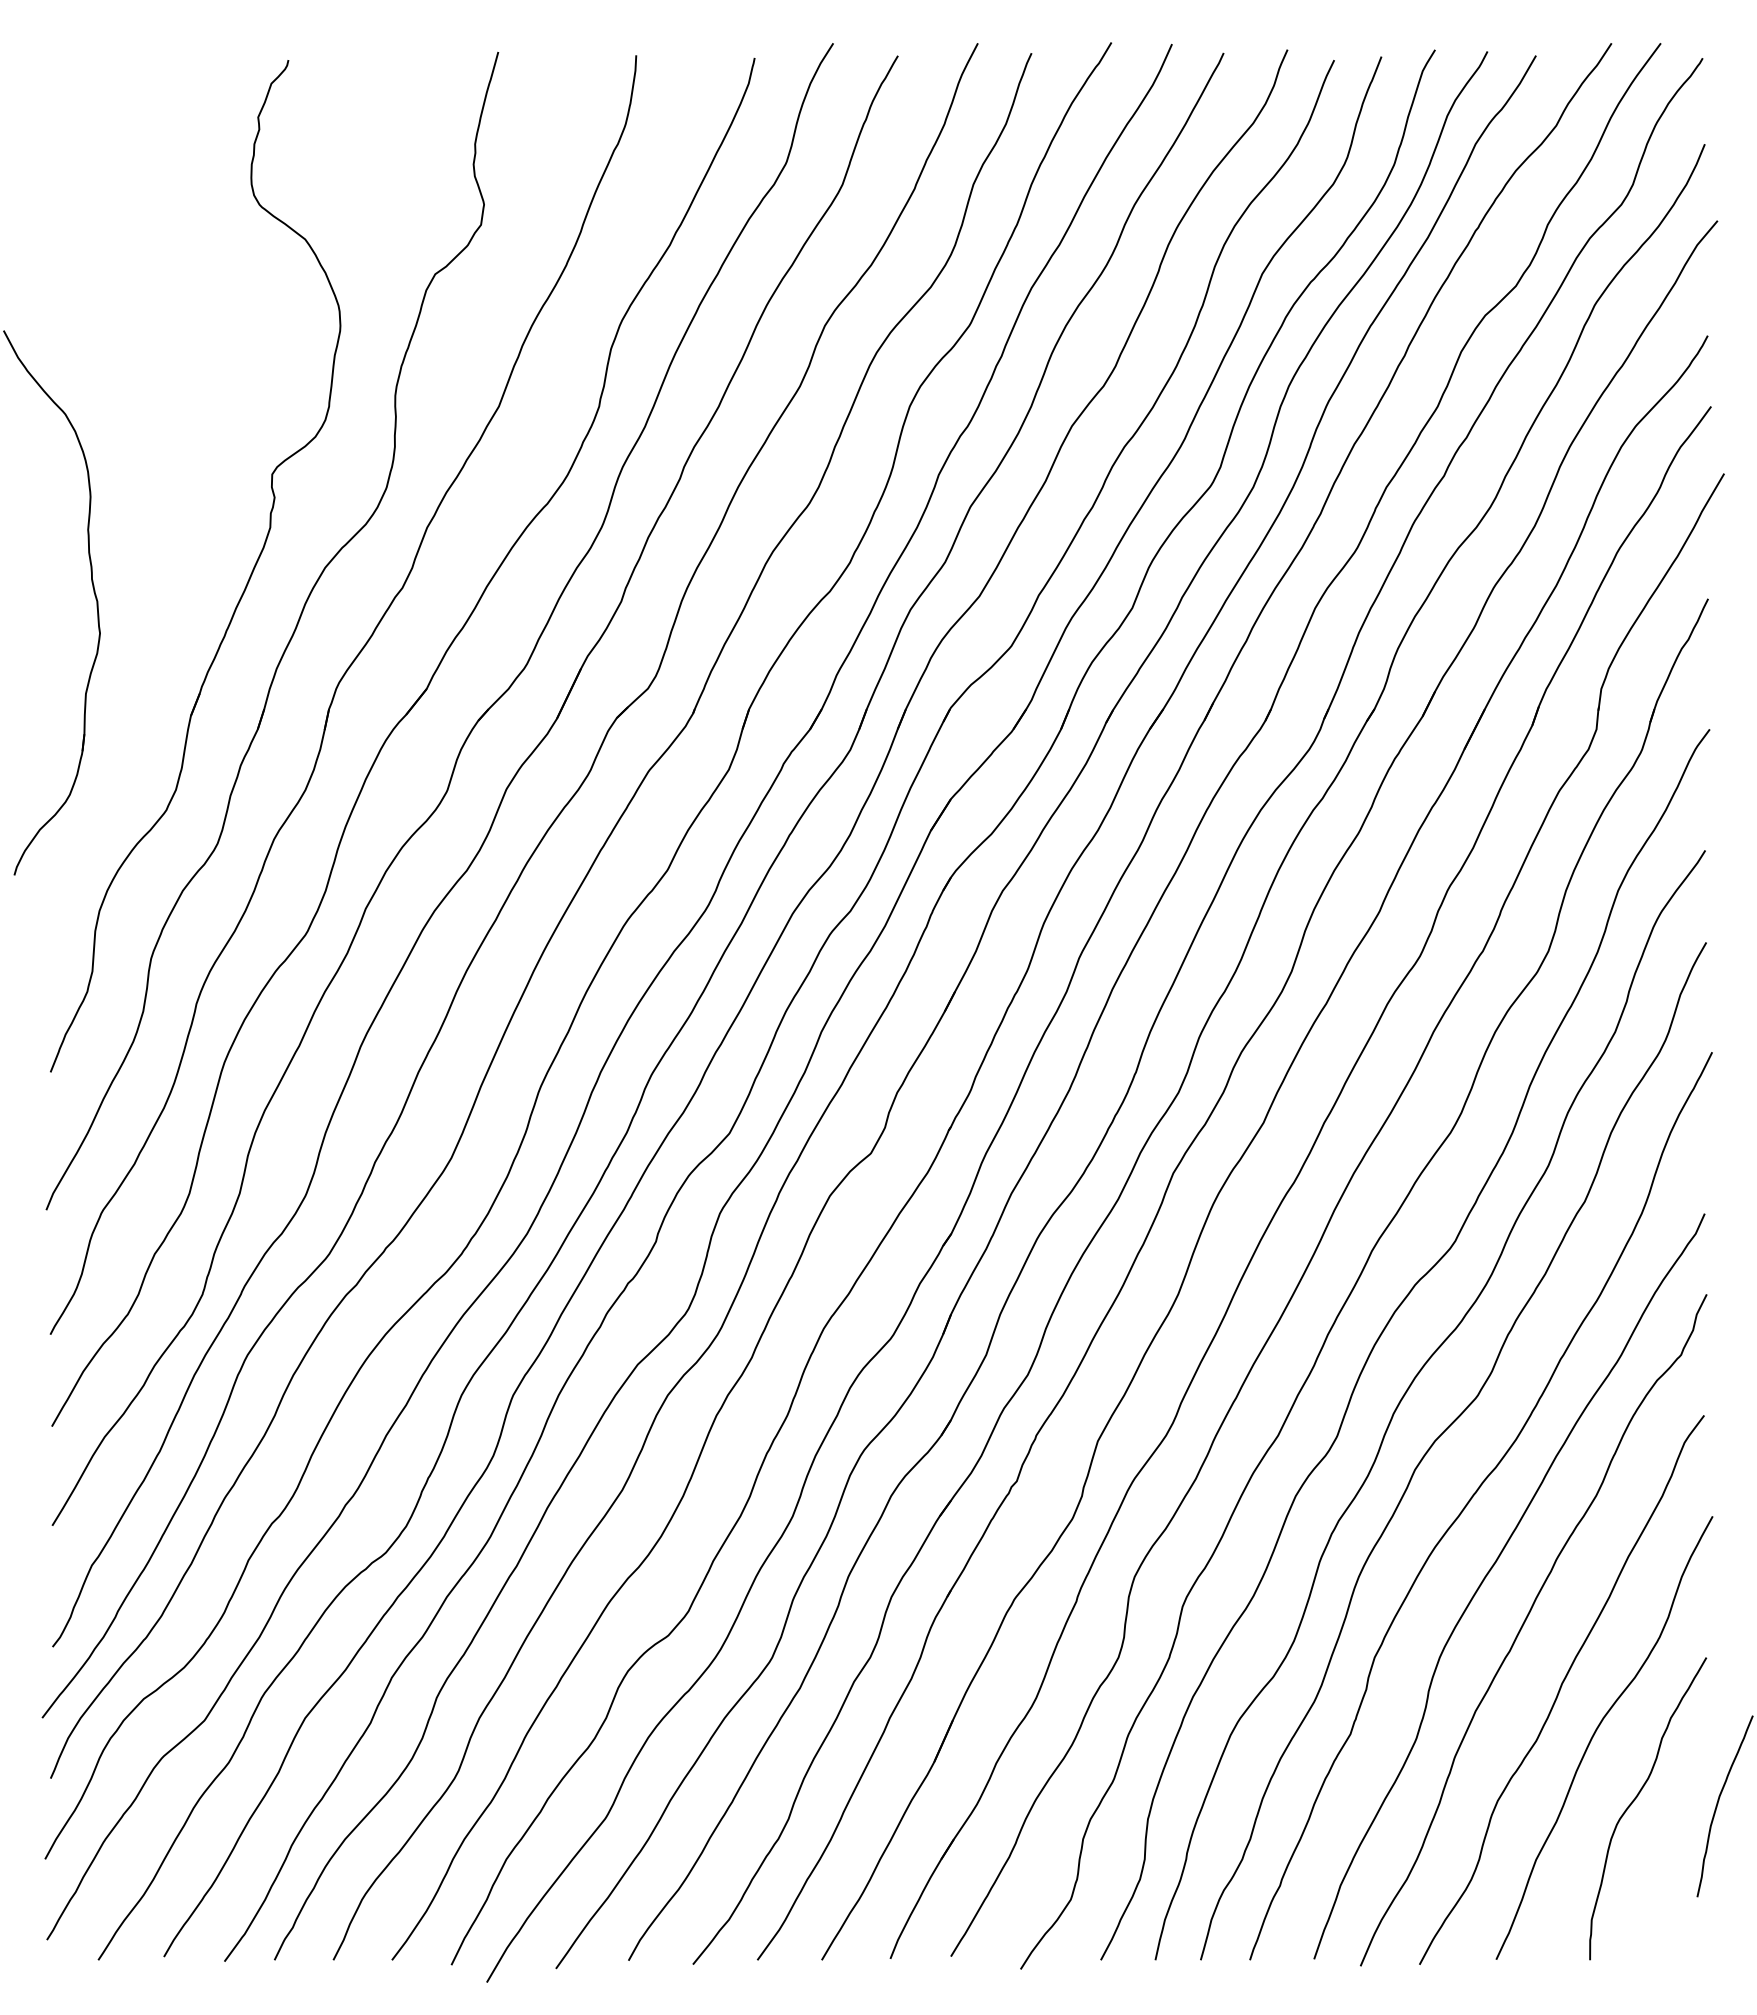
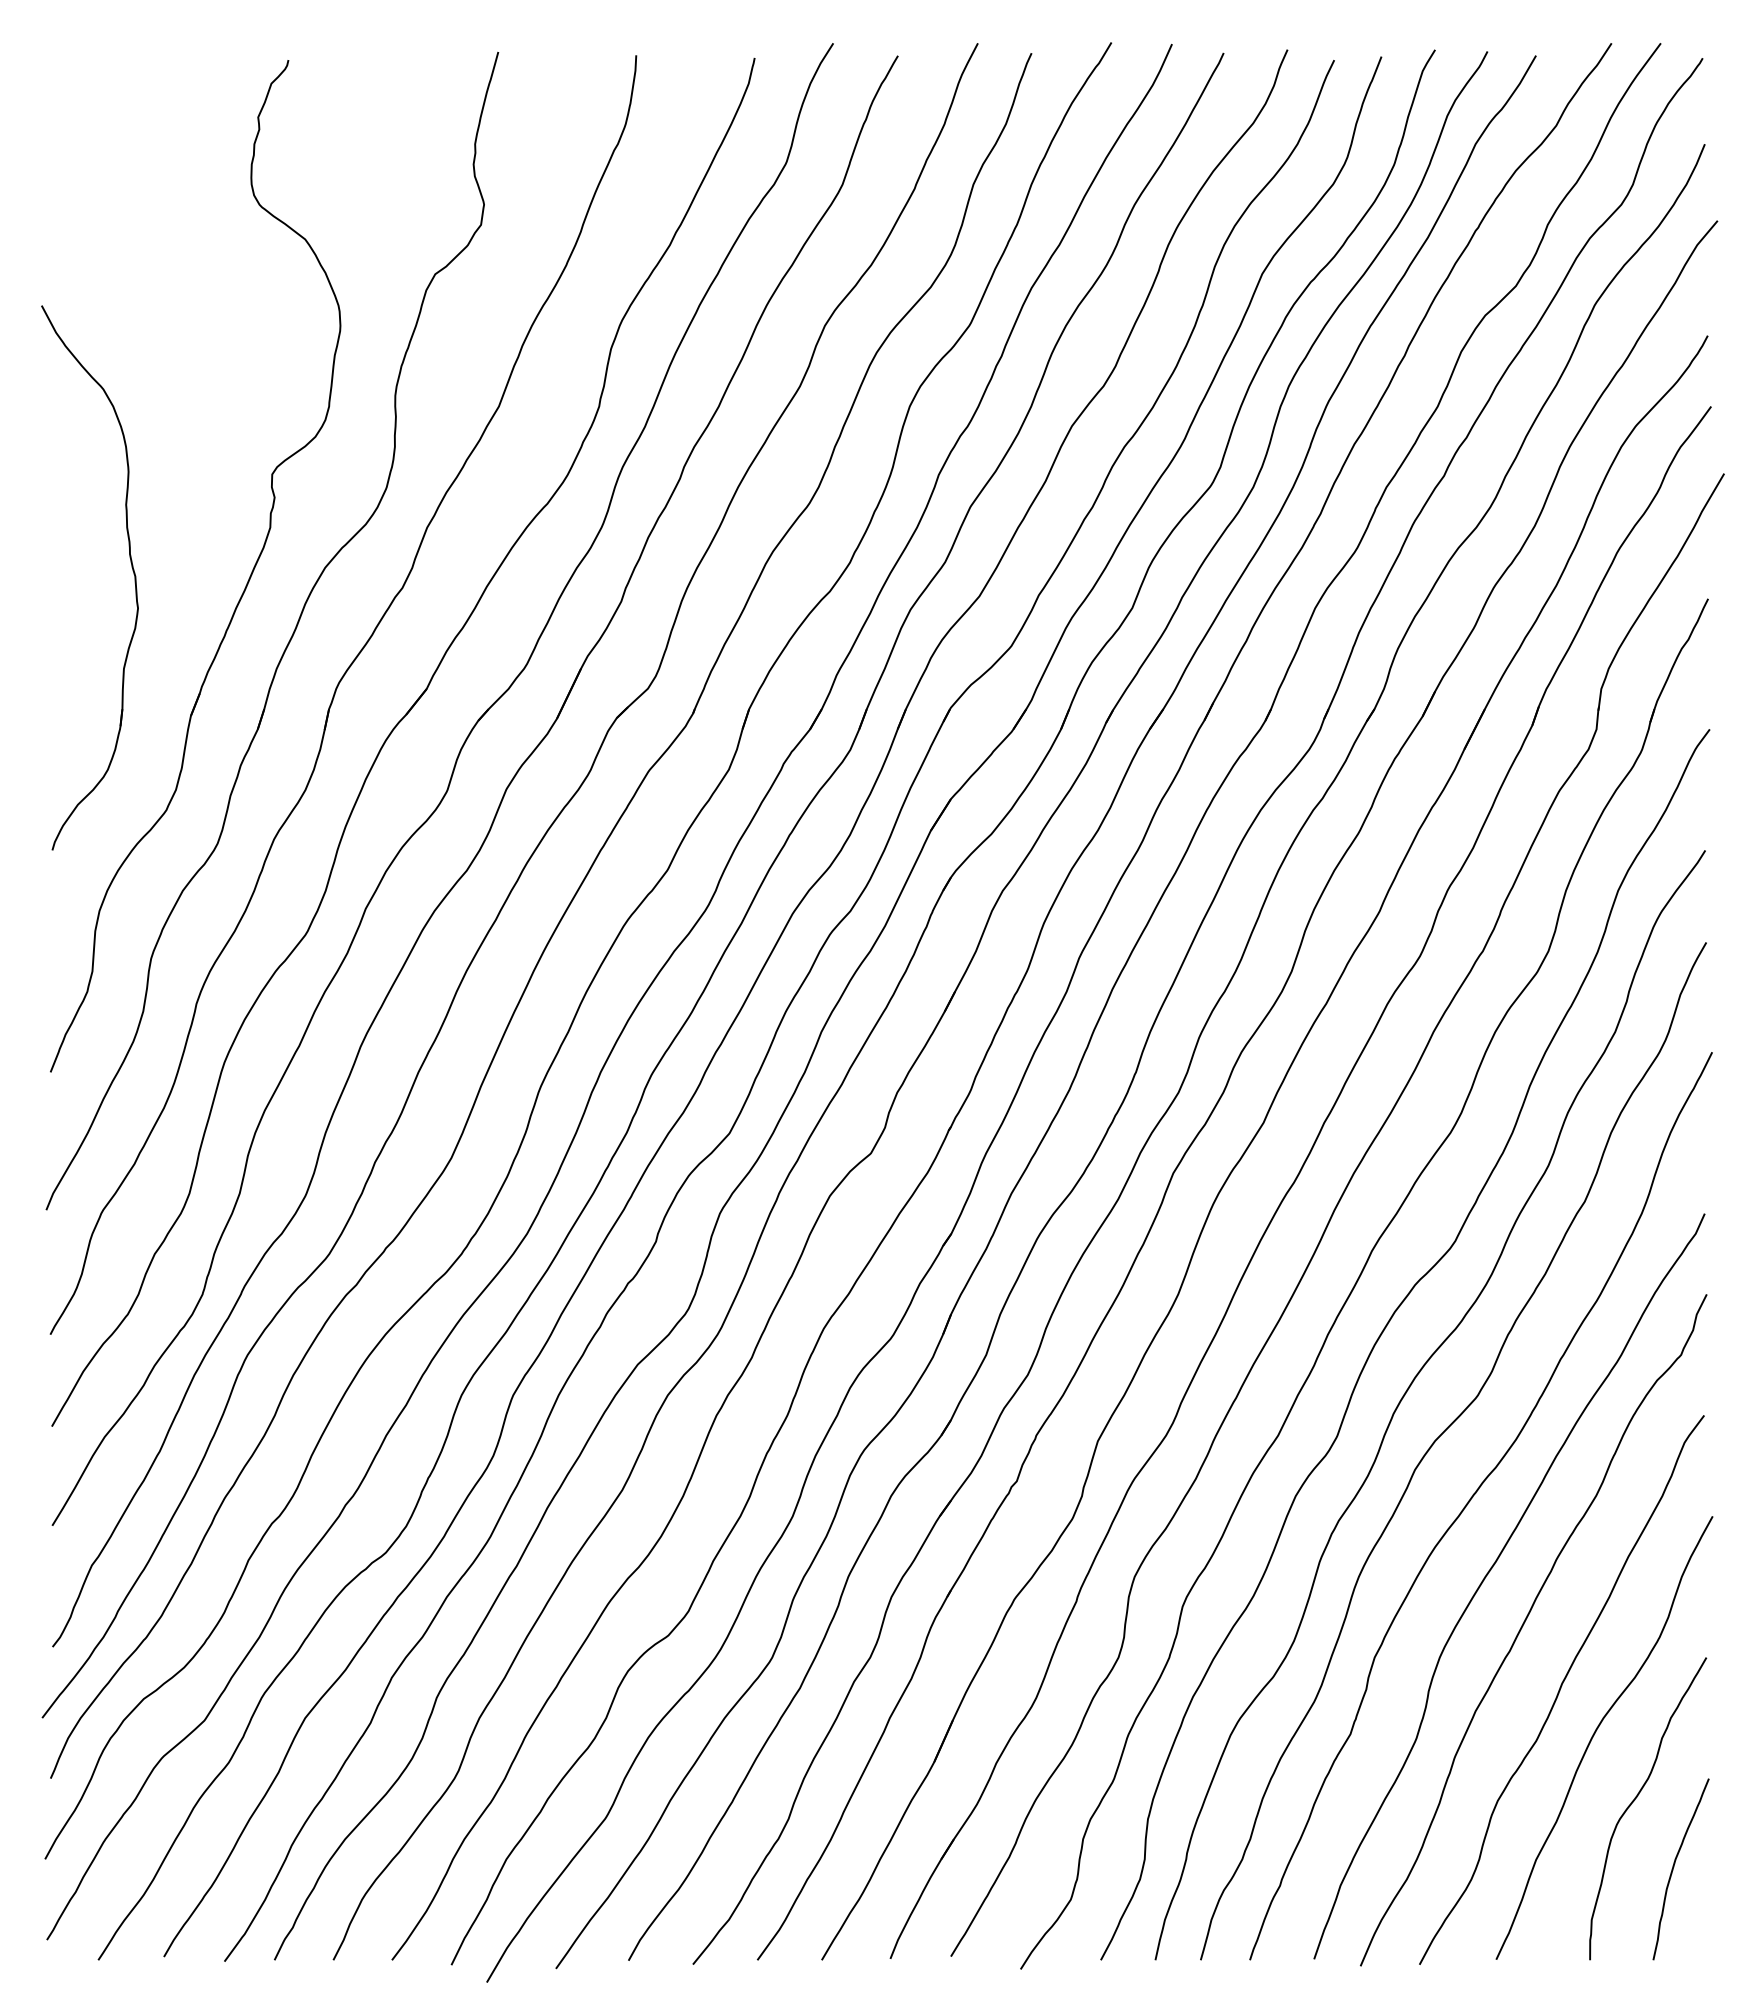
part position: (93, 592) -> (131, 567) (131, 567)
curve position: (1718, 1804) -> (1674, 1867) (1674, 1867)
